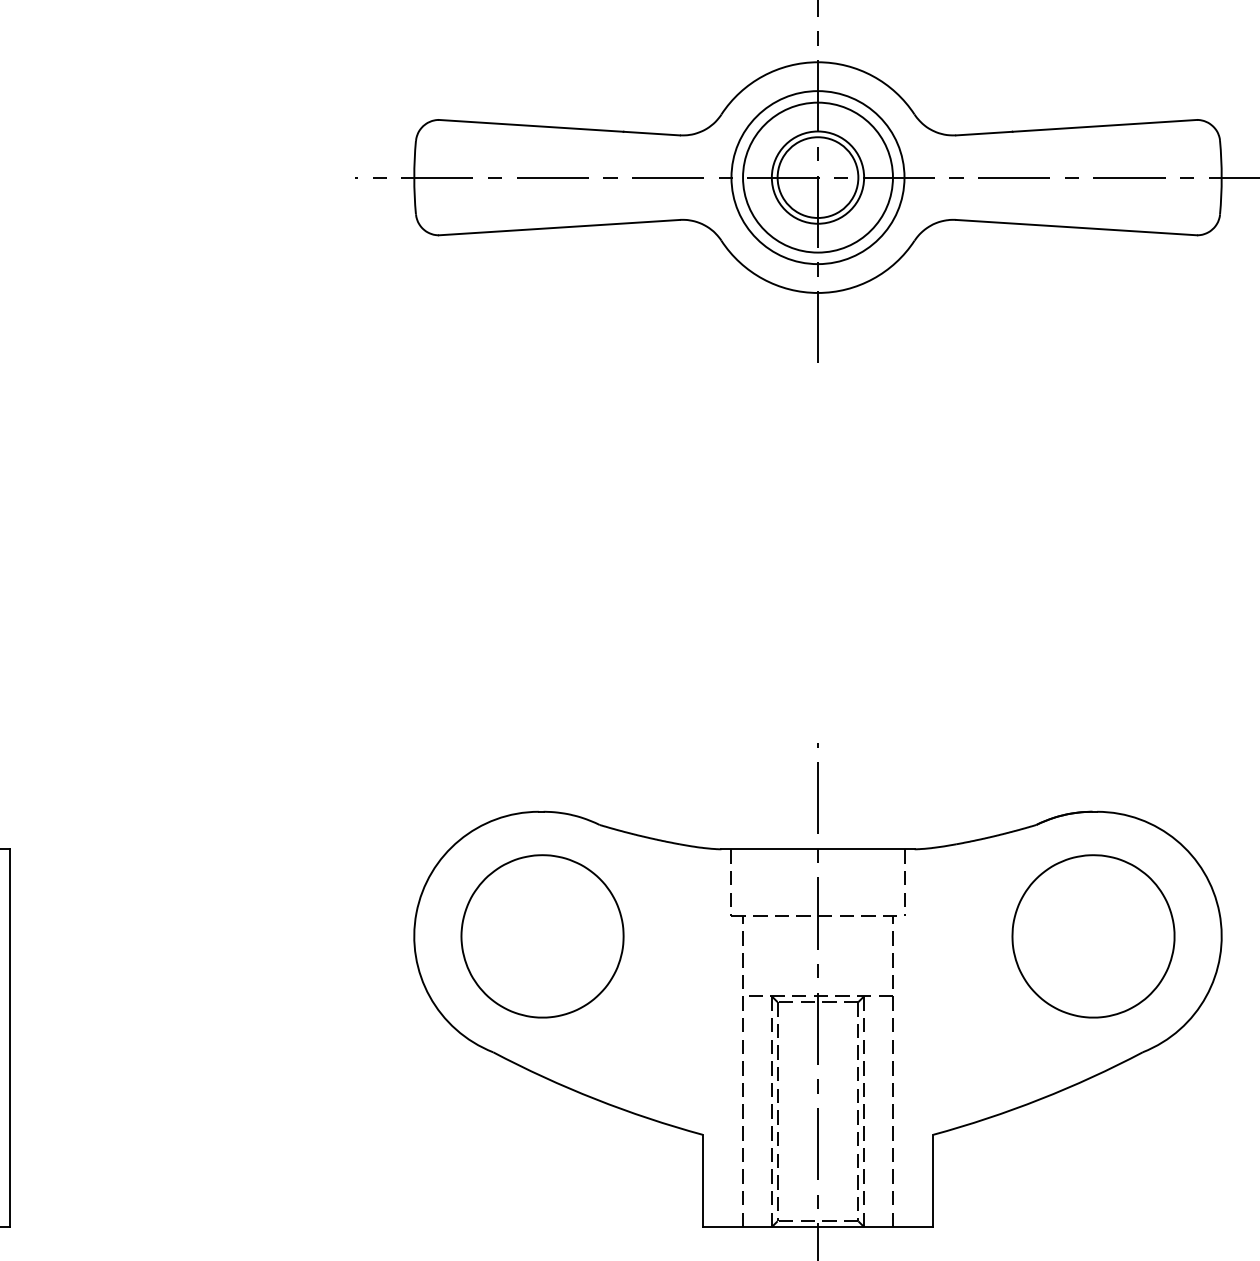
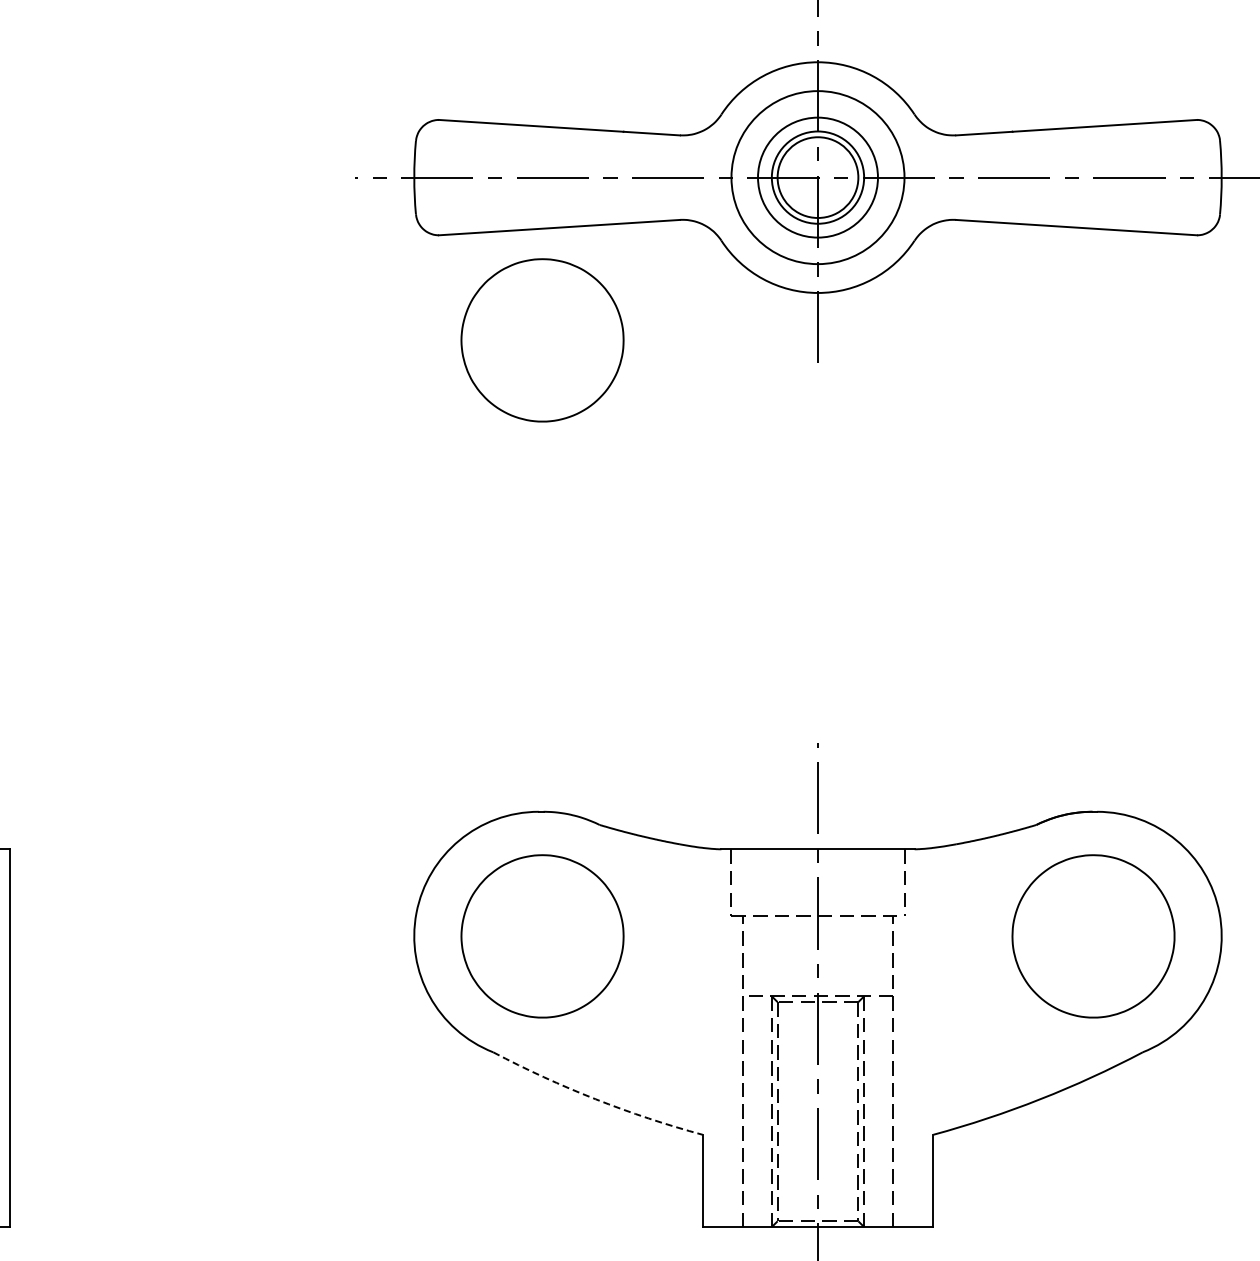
circle diameter: 150 px -> 120 px (817, 177)
part: none -> present (542, 340)
arc: solid -> dashed (595, 1099)
